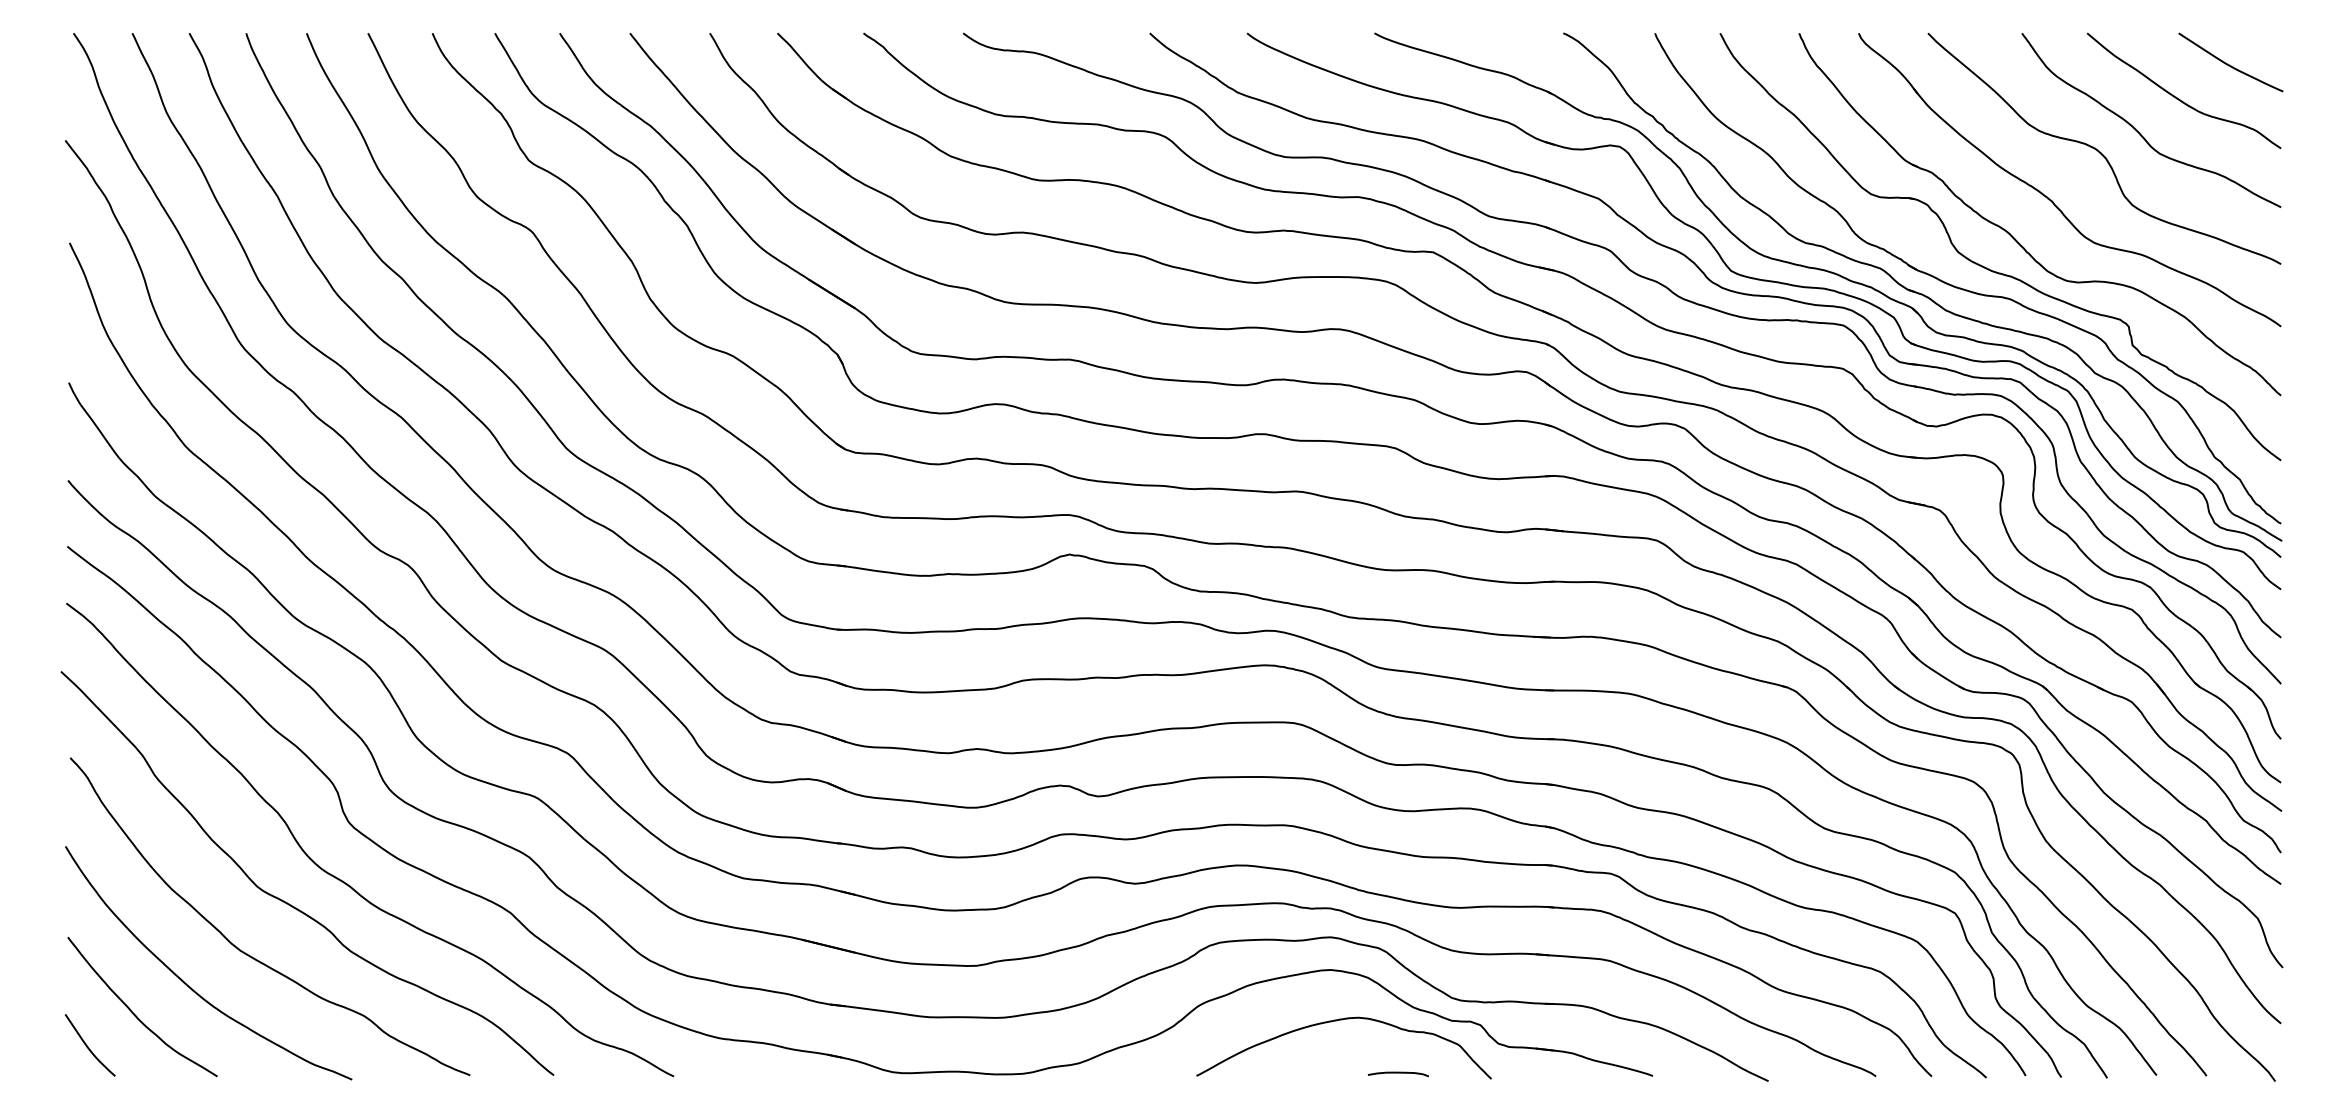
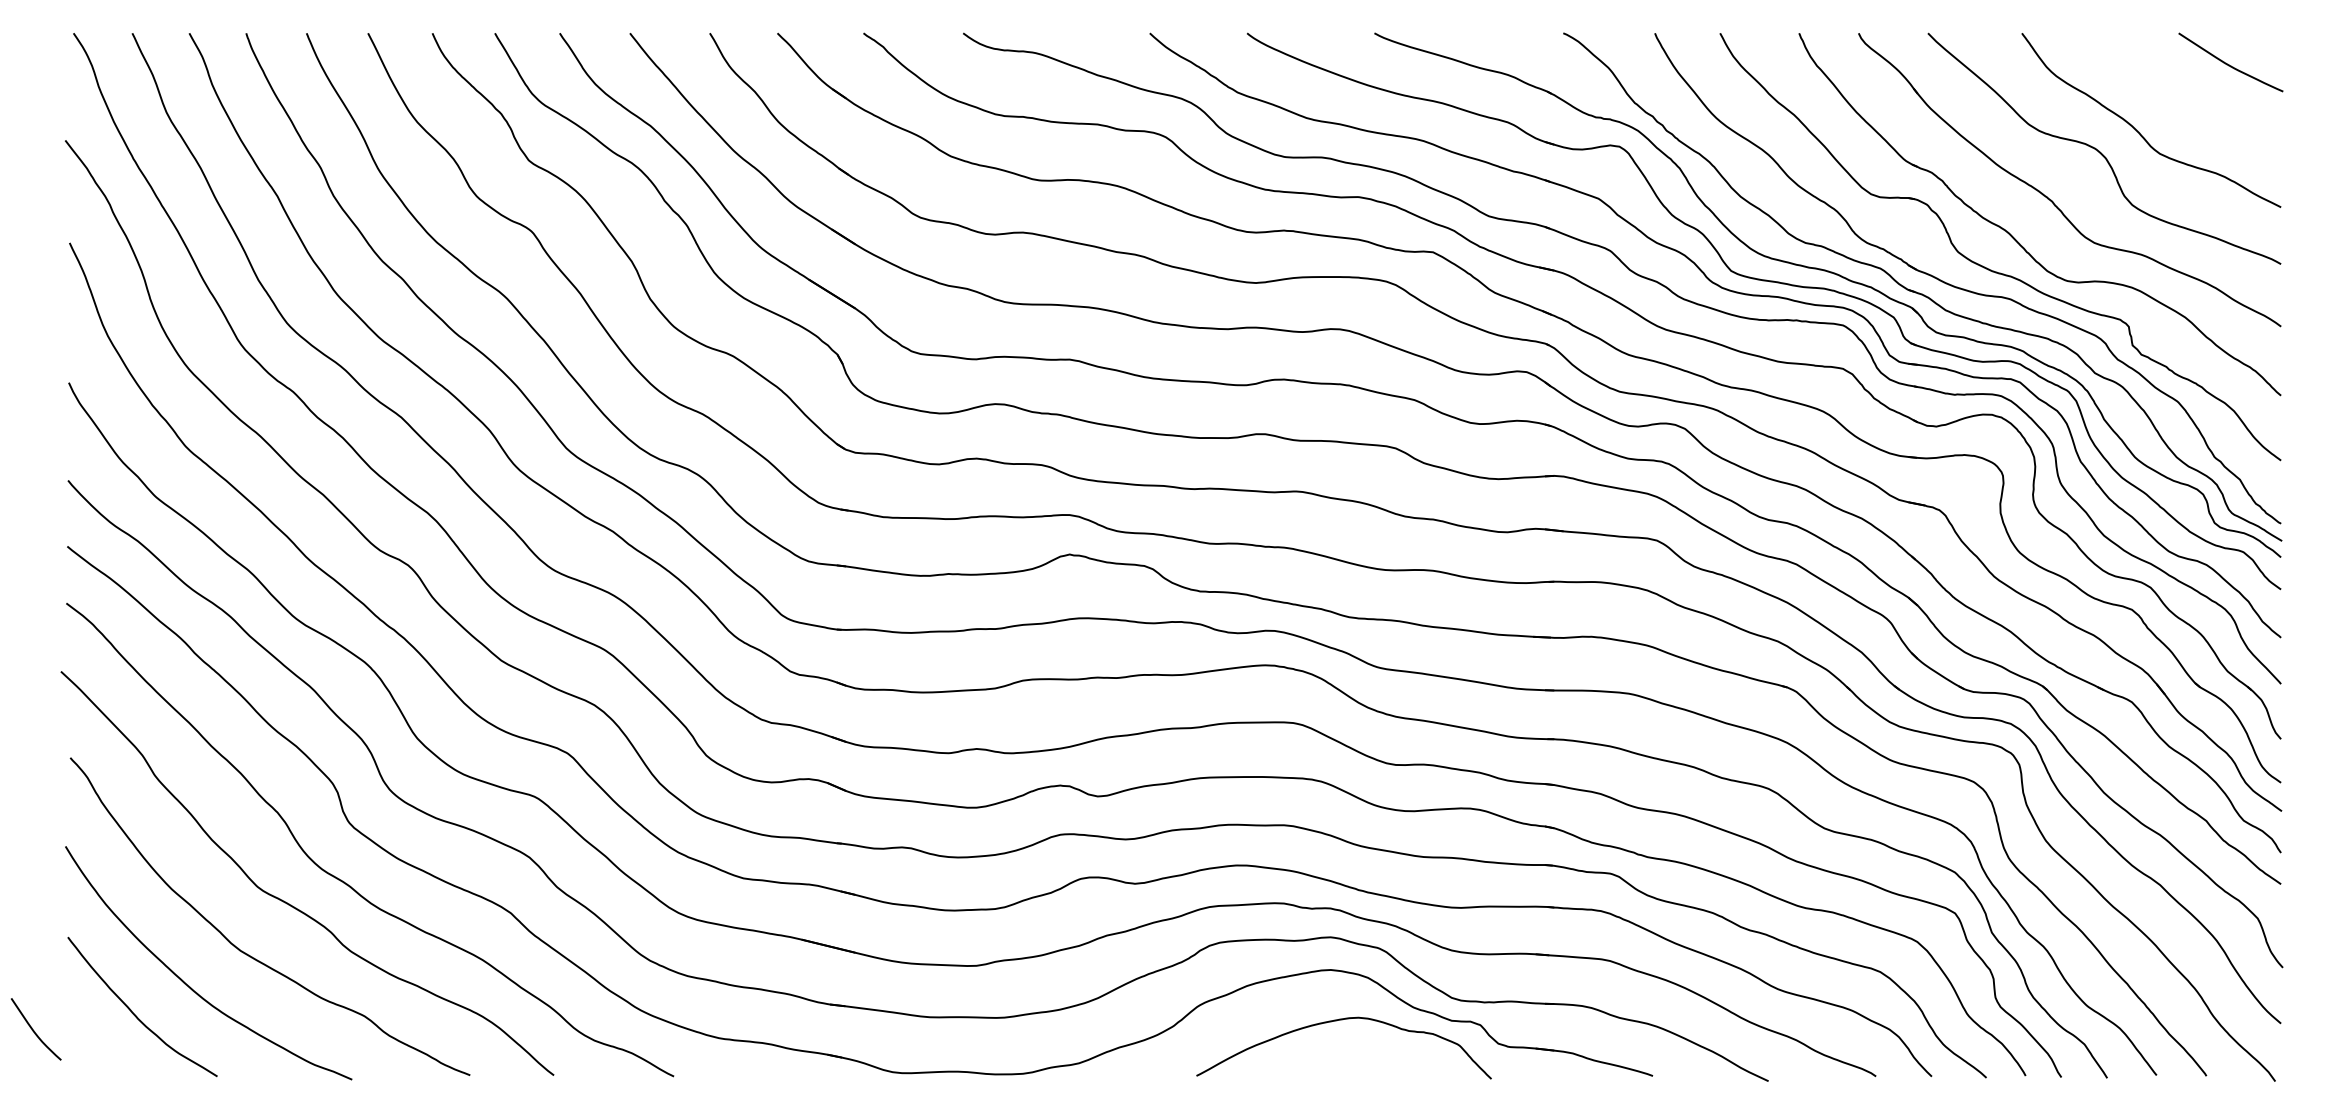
curve: present -> none (2179, 98)
curve position: (88, 1046) -> (34, 1030) (34, 1030)
curve: present -> none (1397, 1073)
